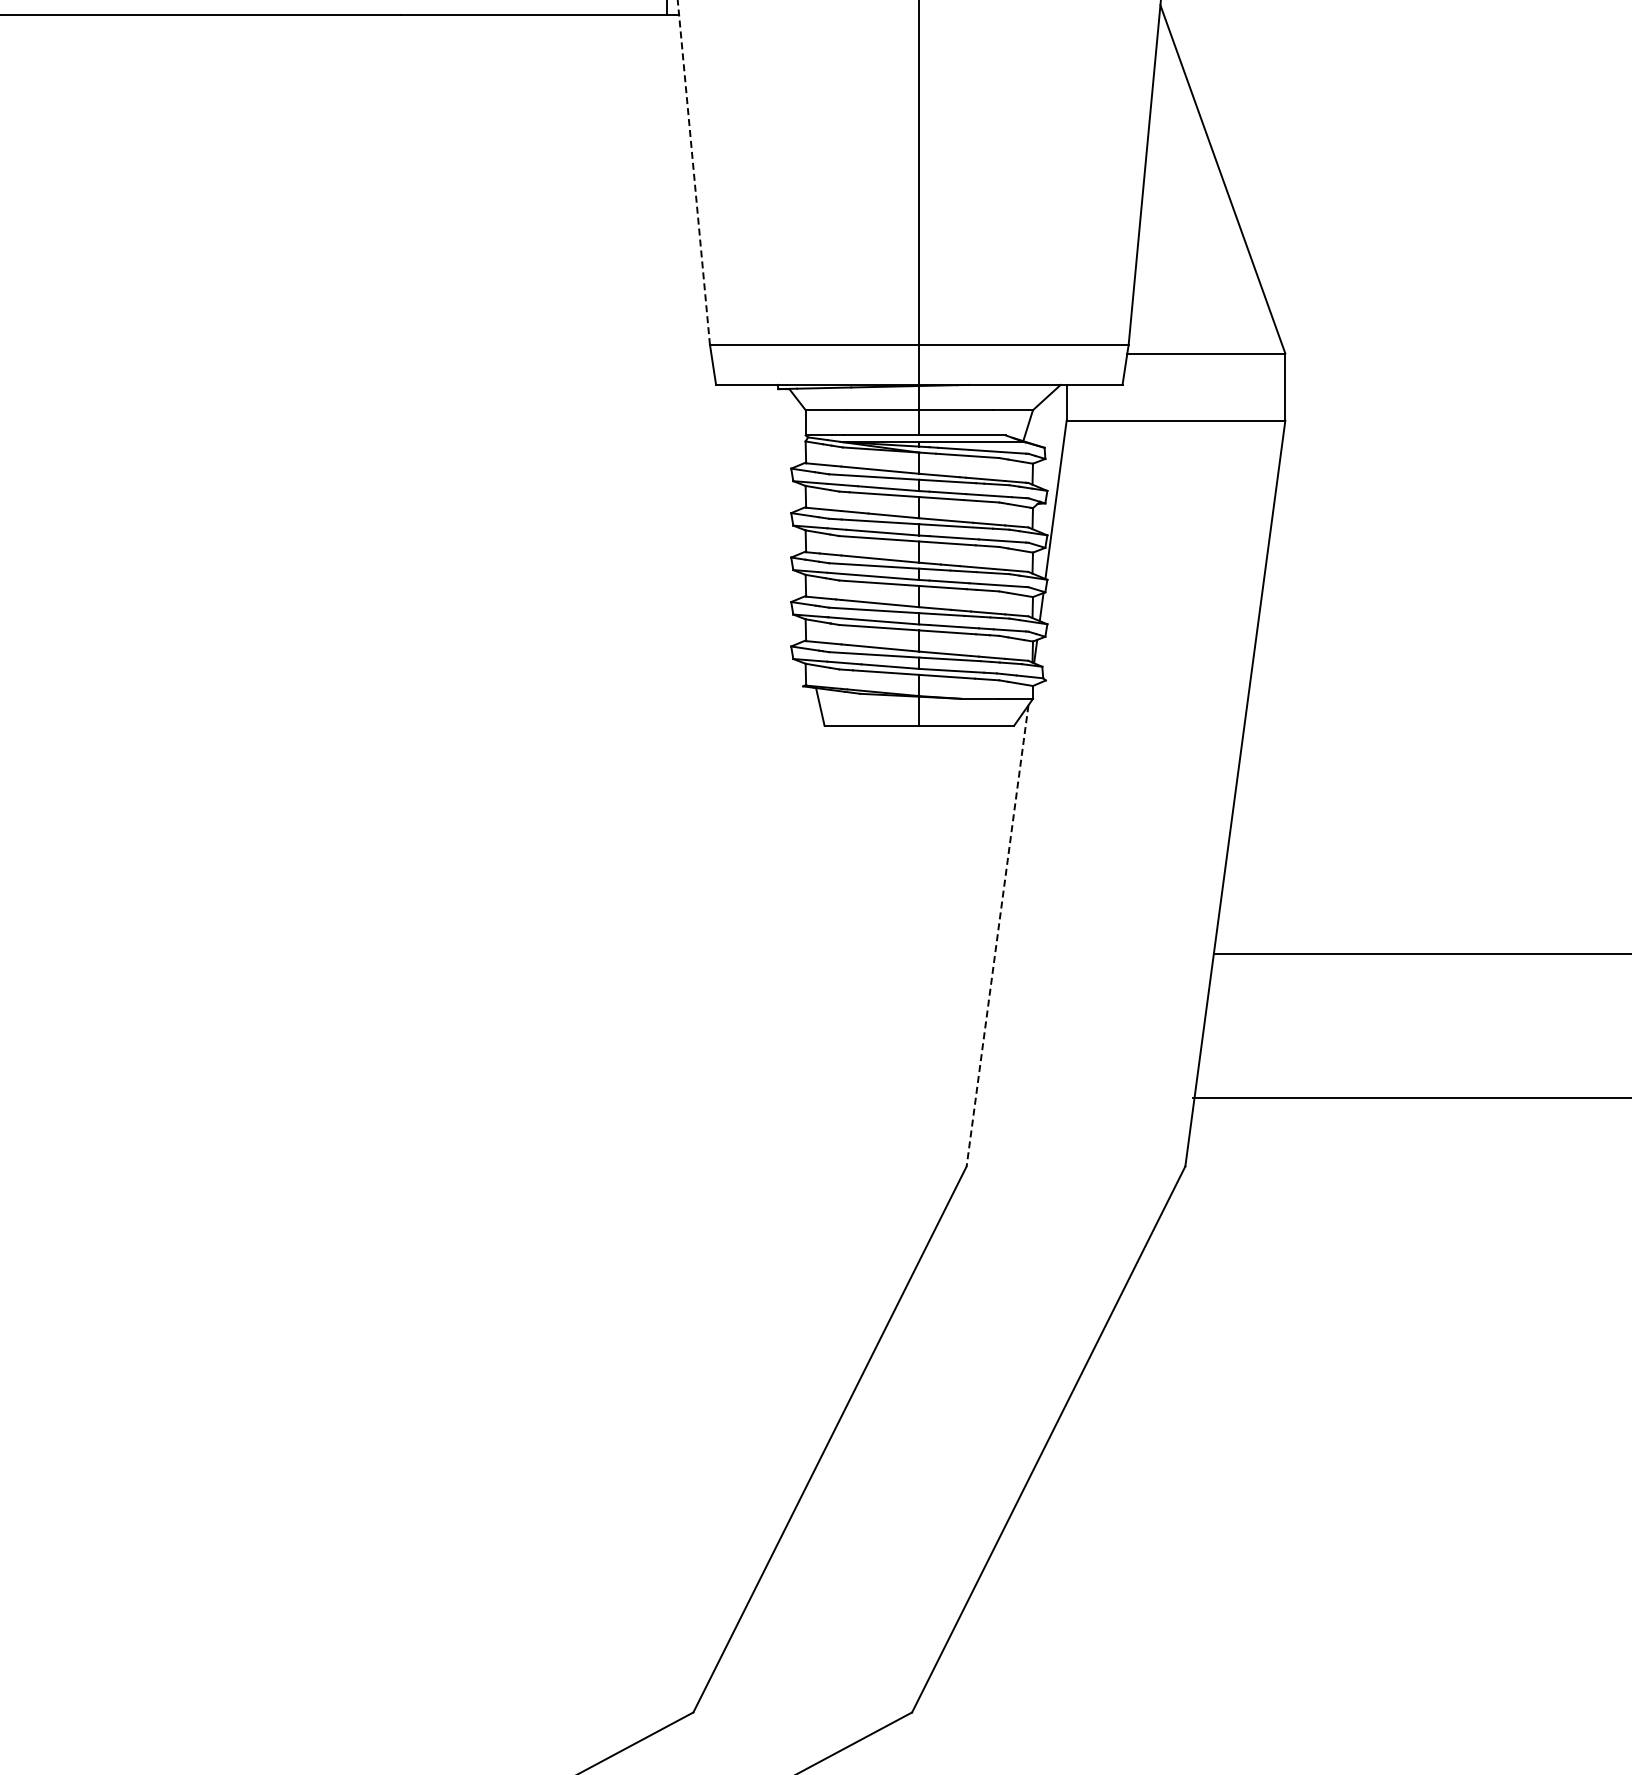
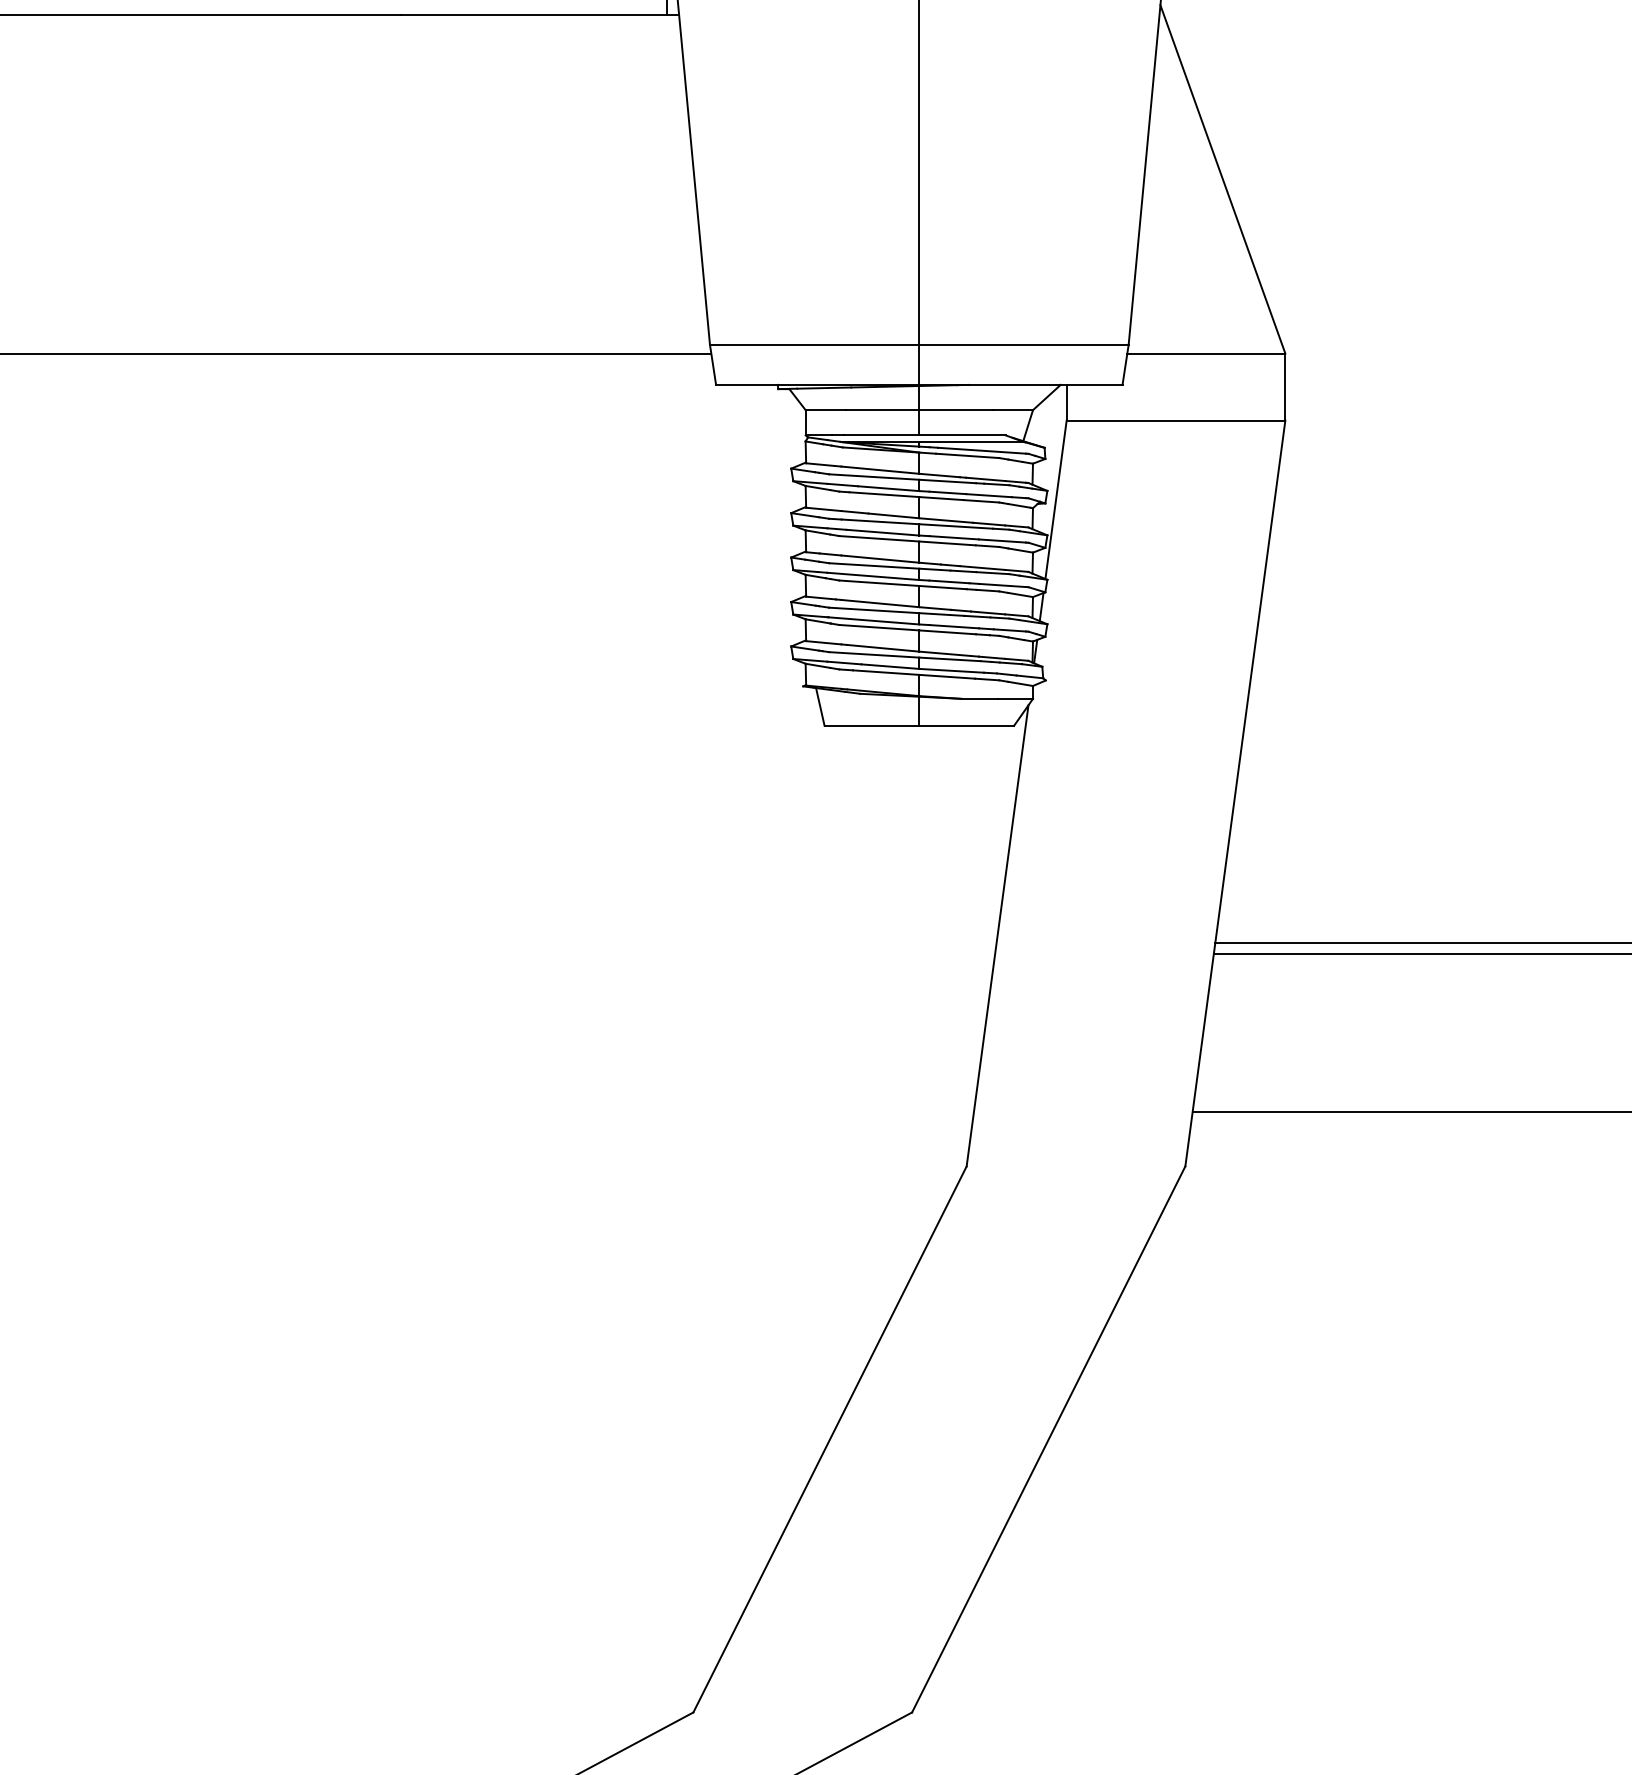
line: dashed -> solid (693, 172)
line: none -> present (356, 353)
line: dashed -> solid (997, 935)
line: none -> present (1421, 943)
line position: (1410, 1098) -> (1410, 1112) (1410, 1112)
